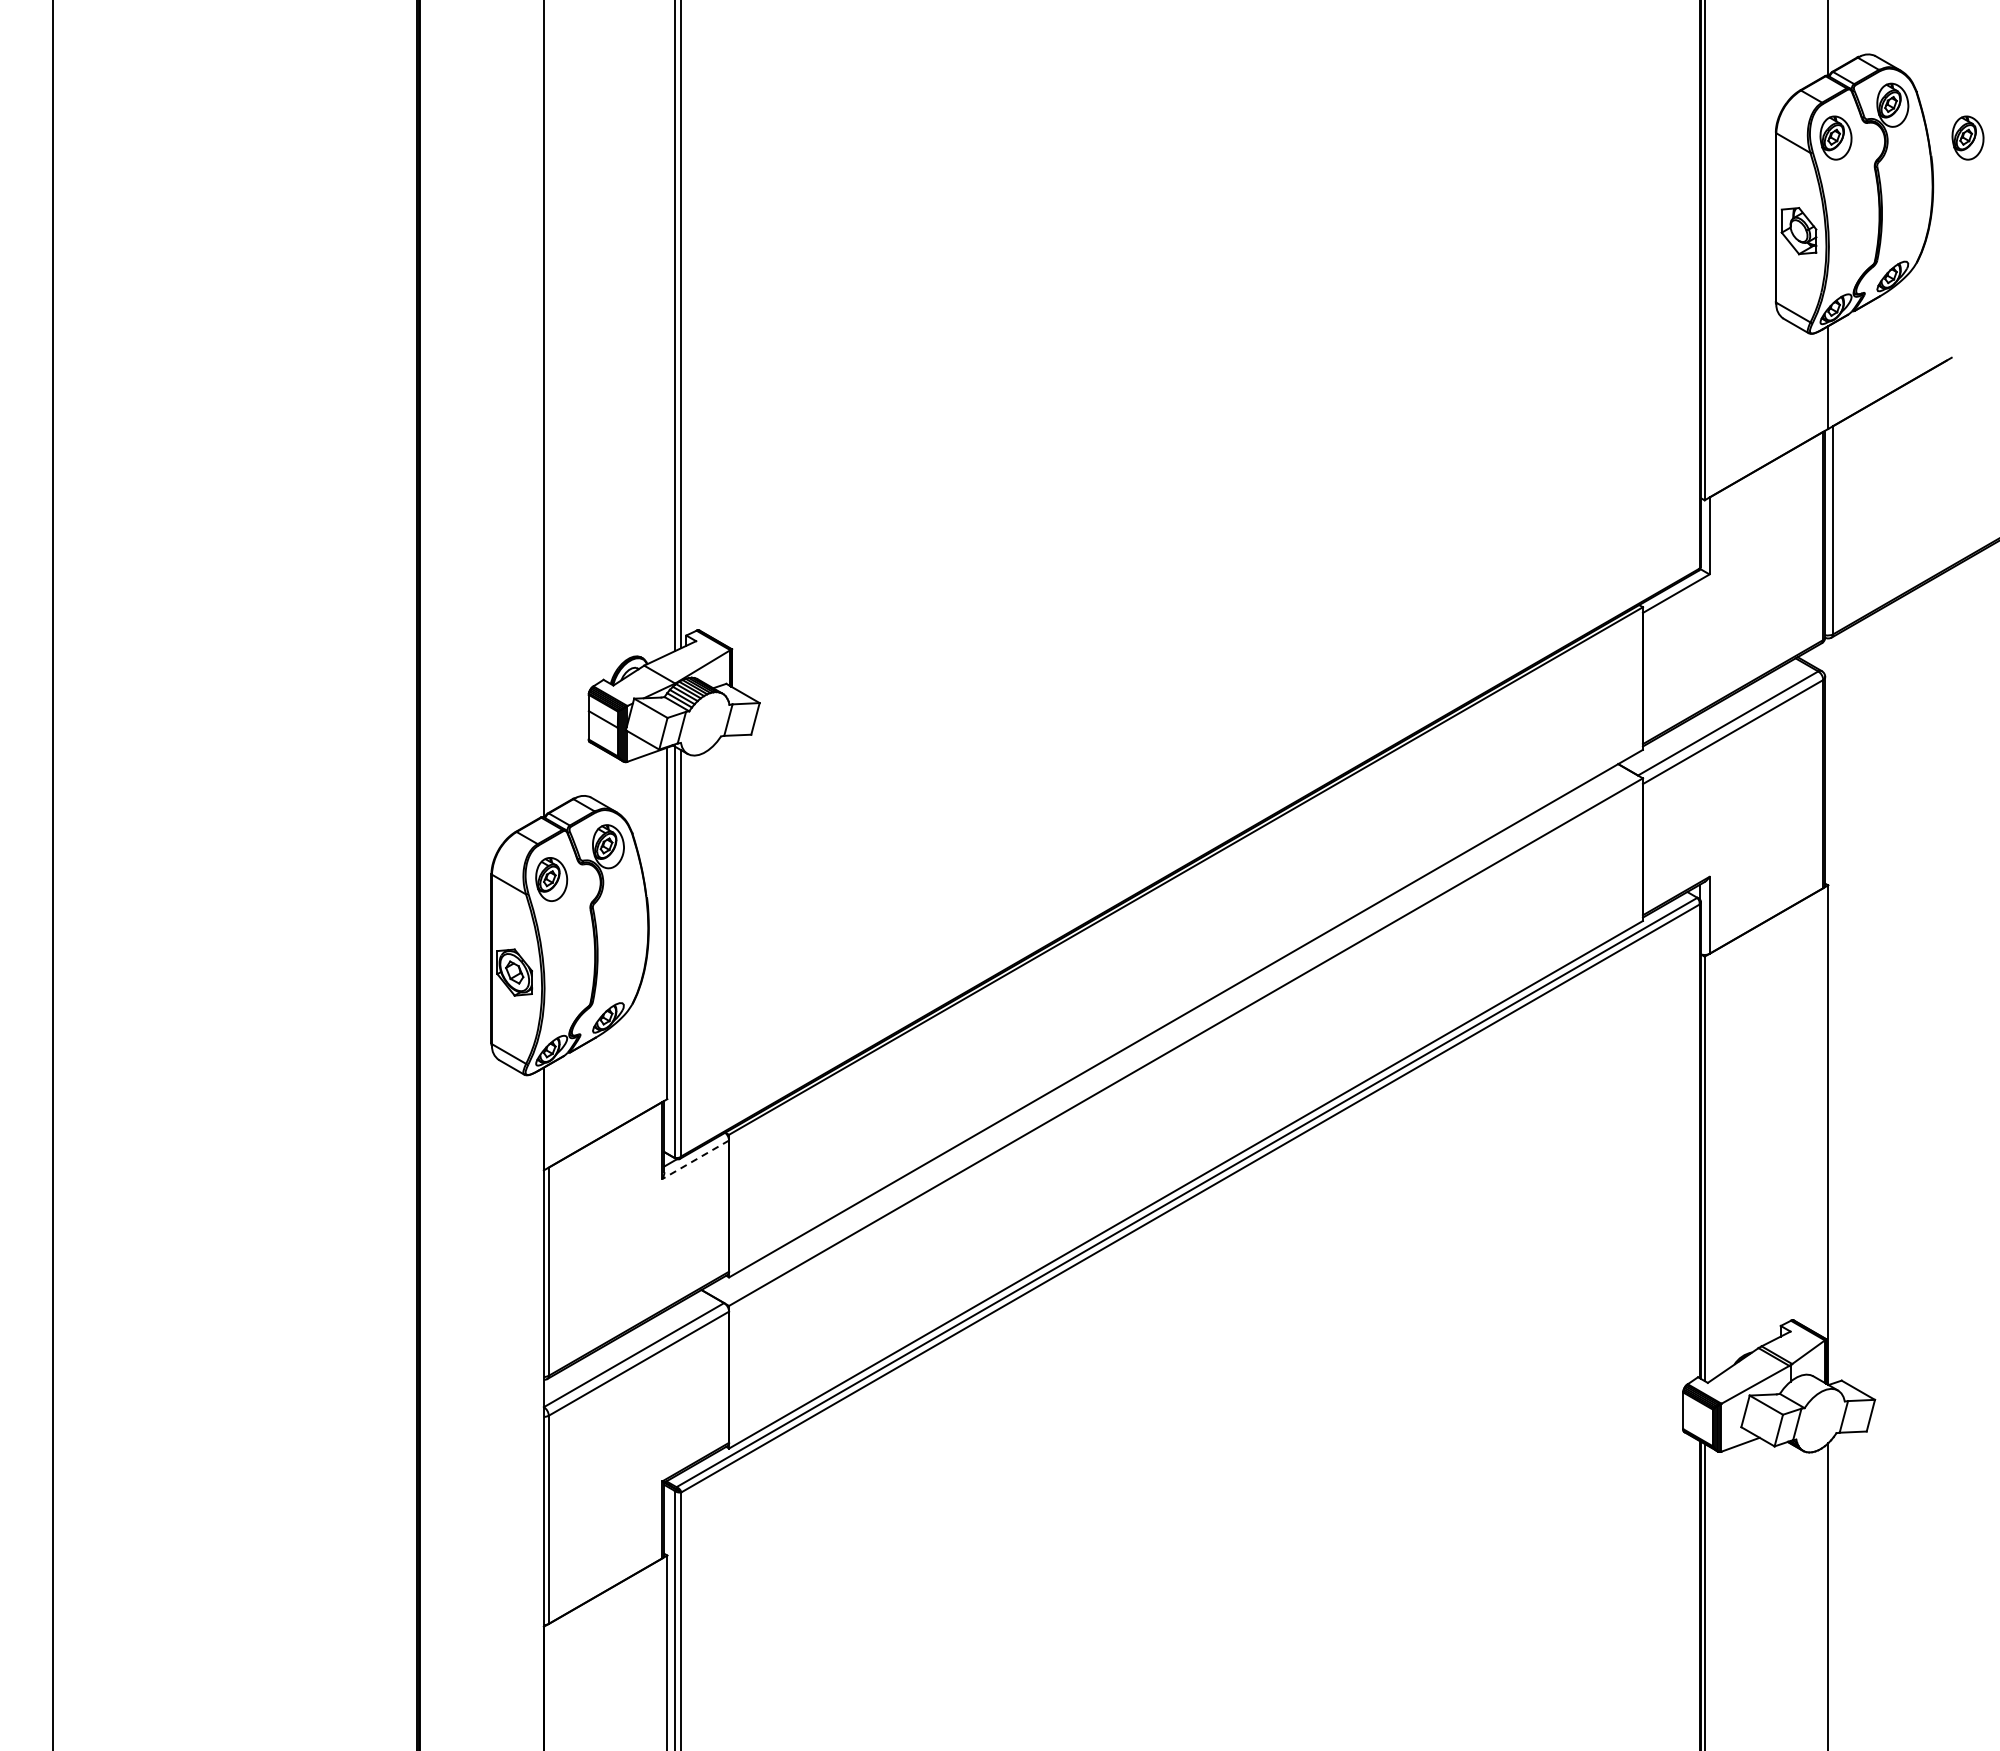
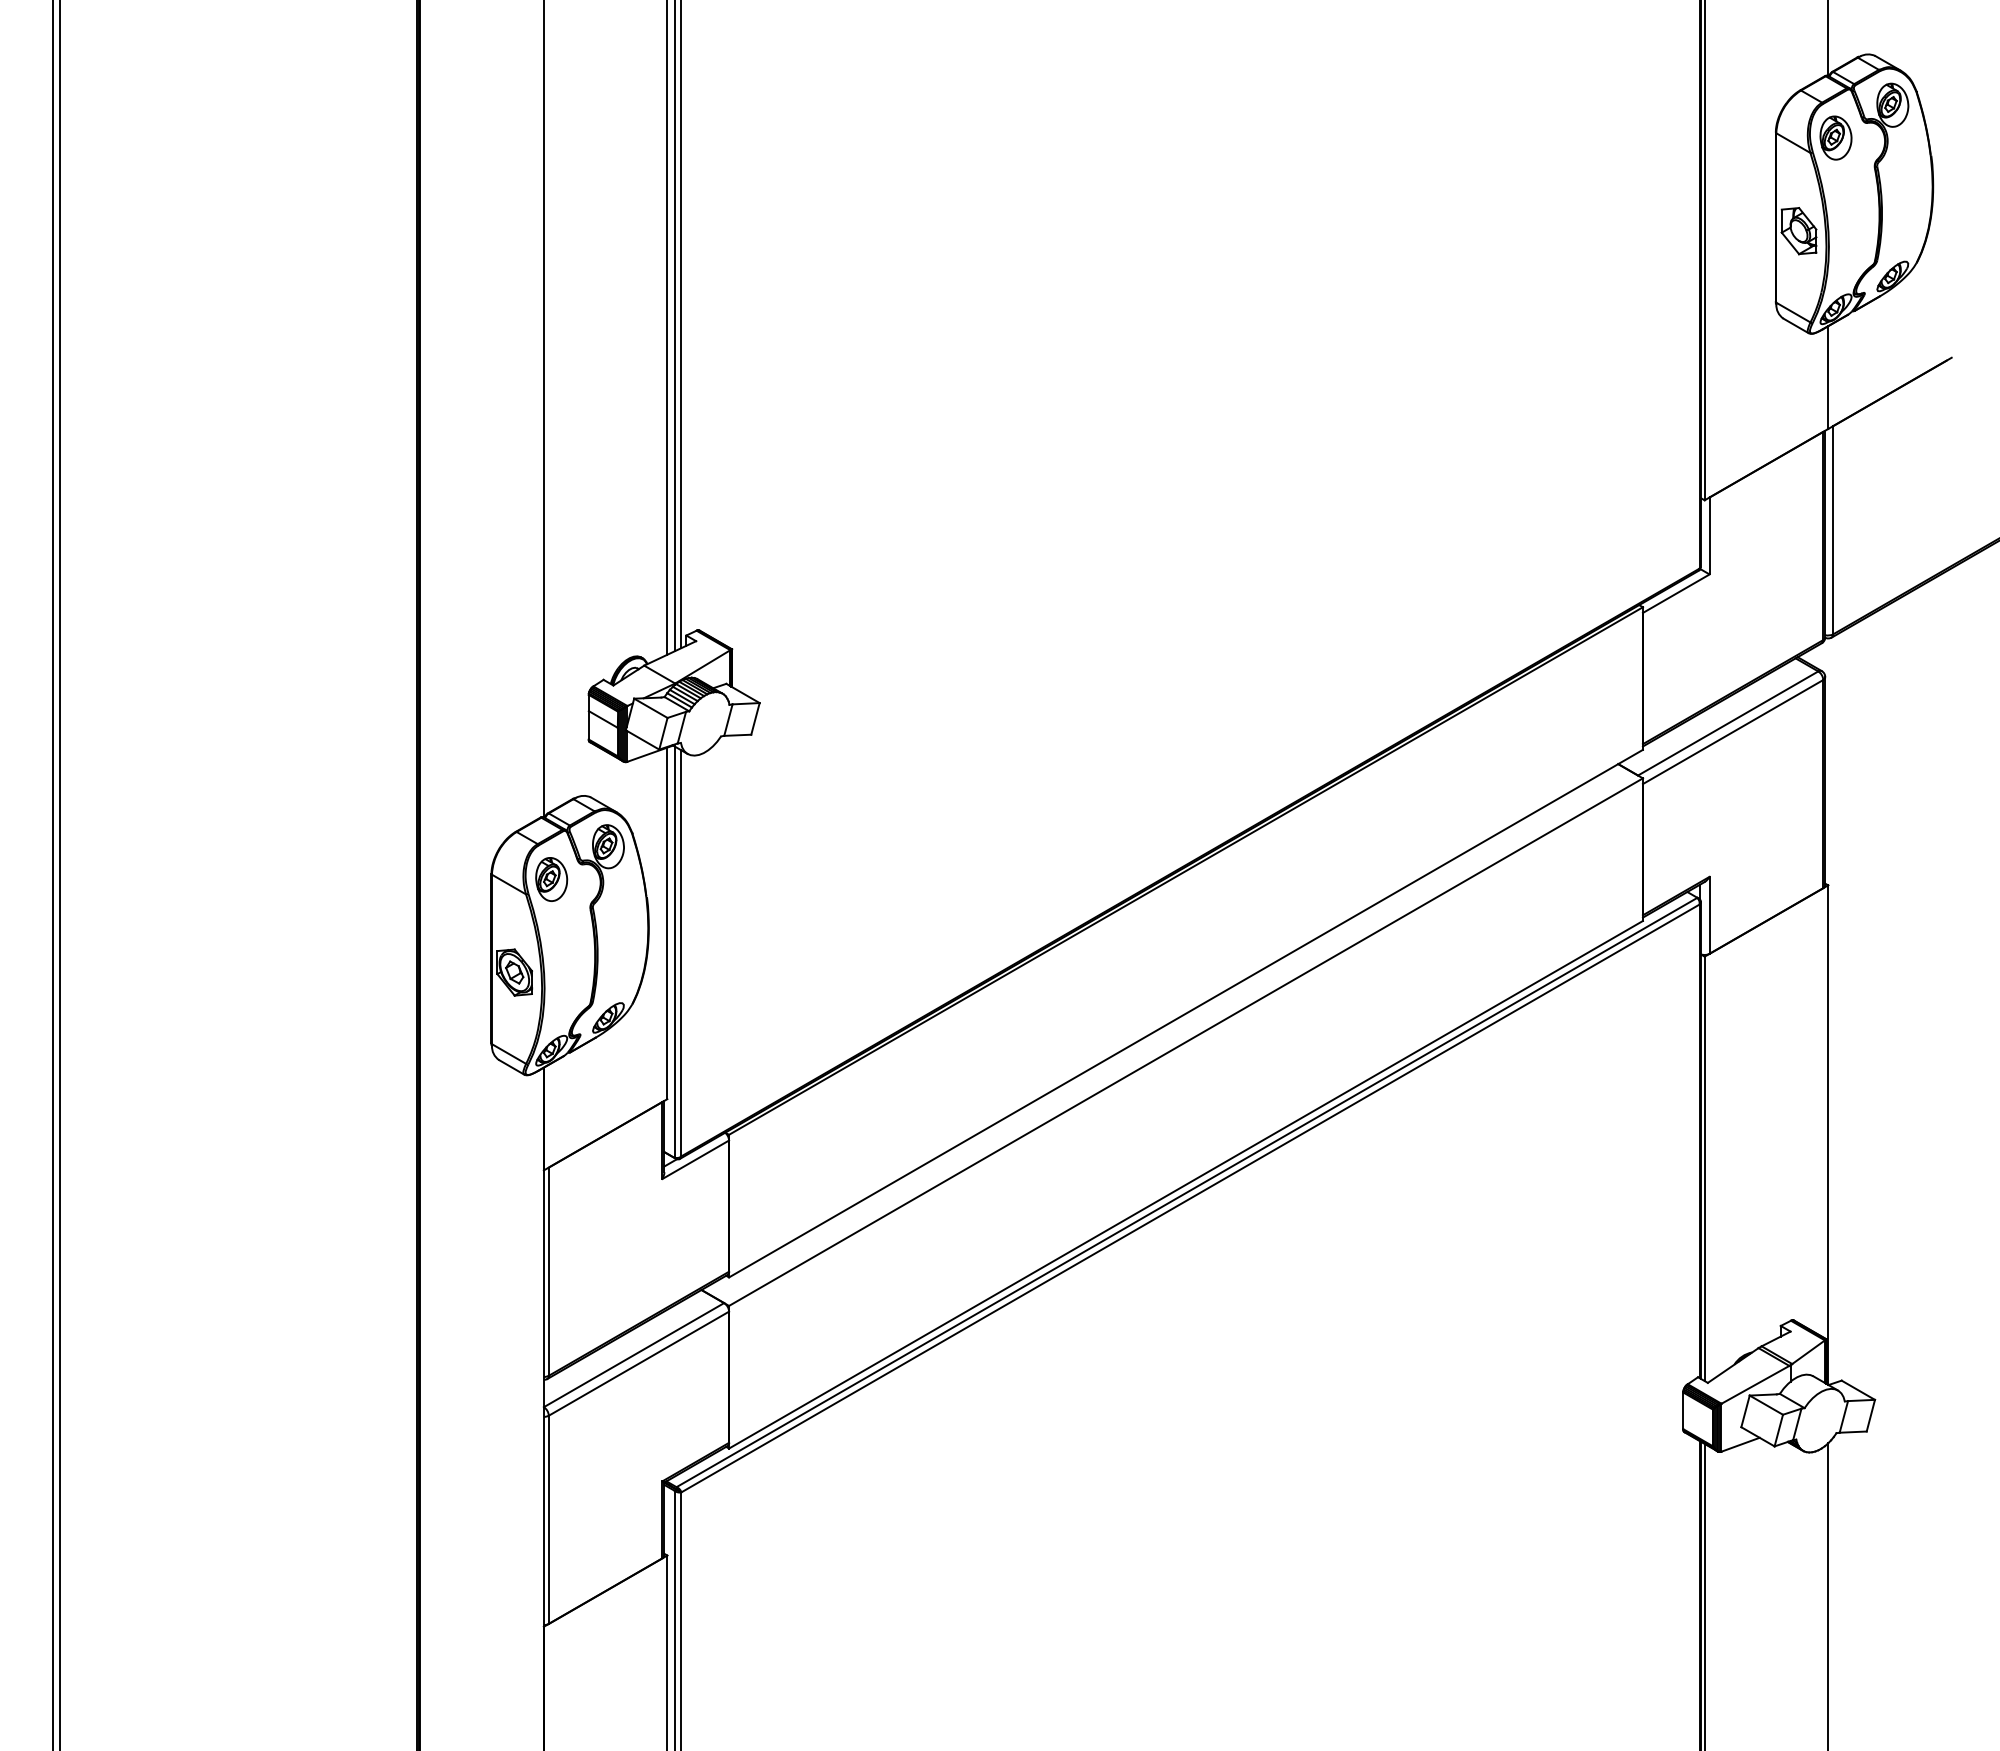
part: present -> none (1967, 137)
line: none -> present (667, 328)
line: none -> present (60, 874)
line: dashed -> solid (695, 1160)
